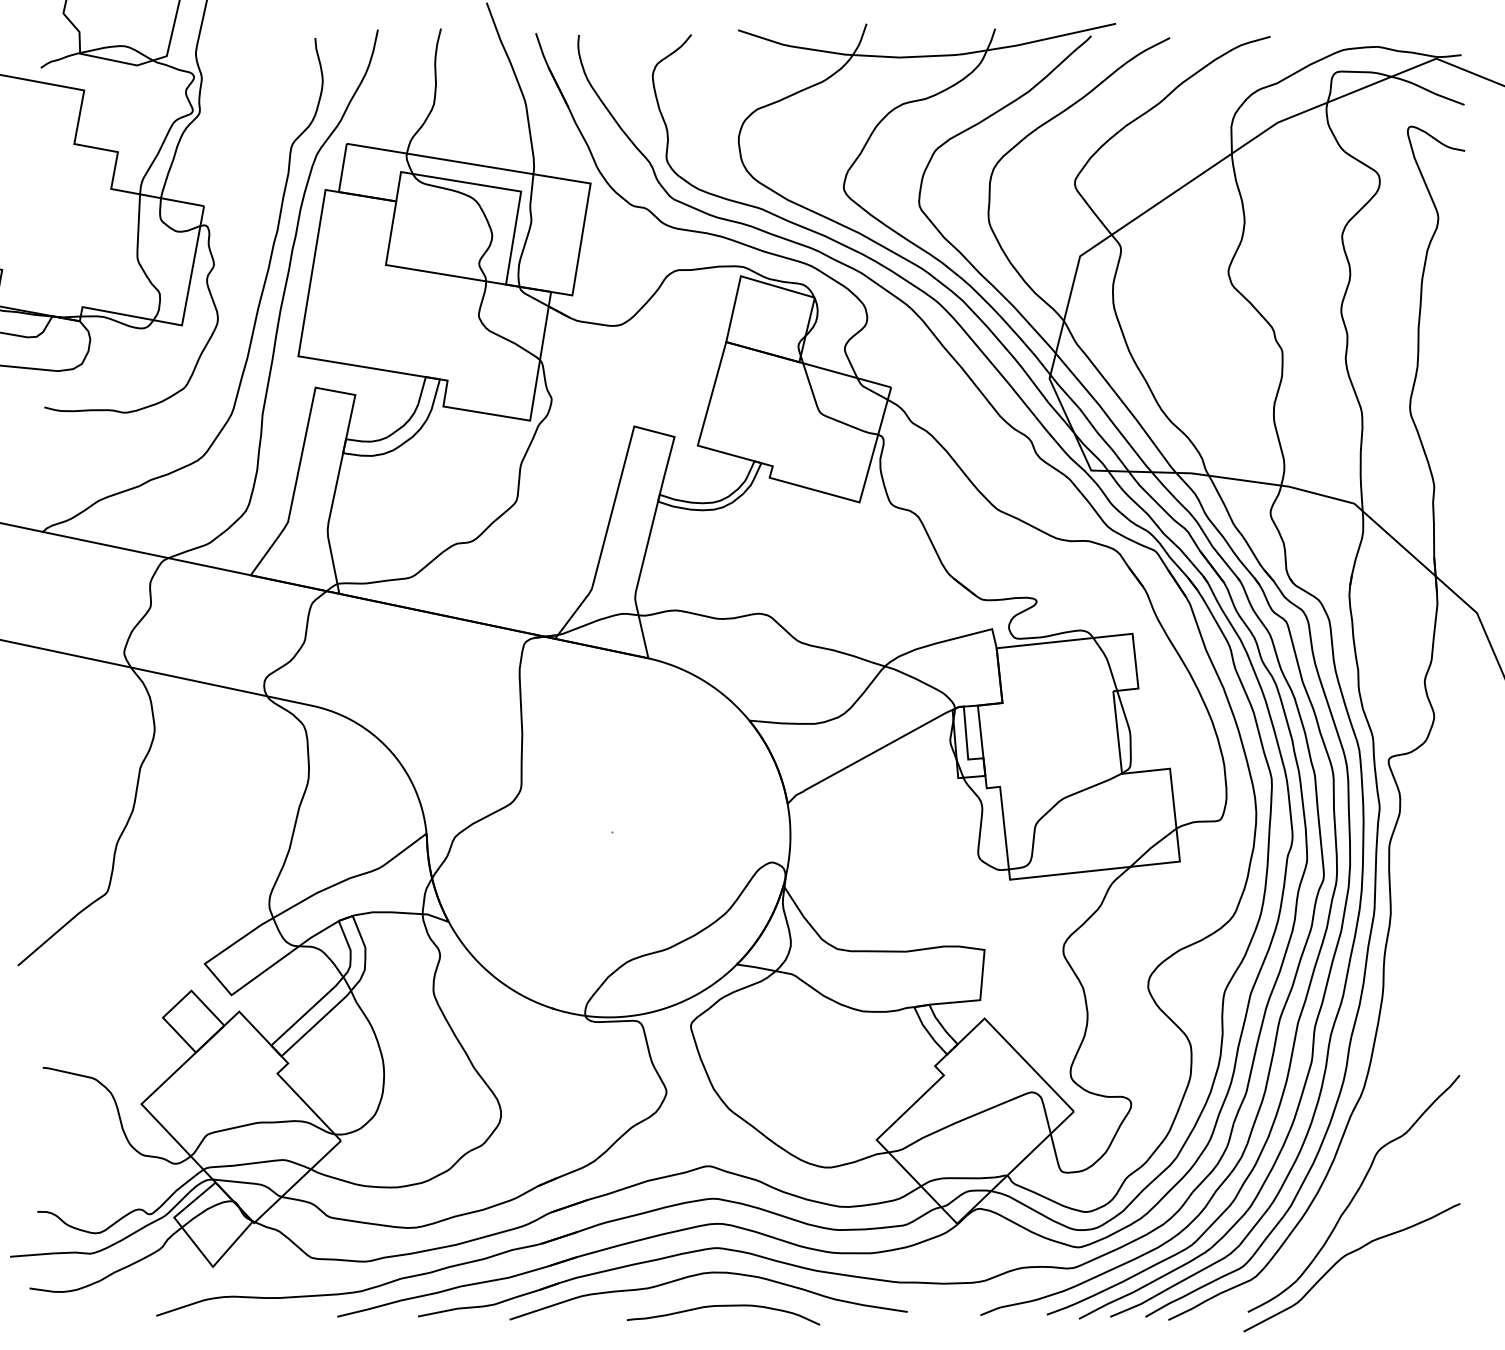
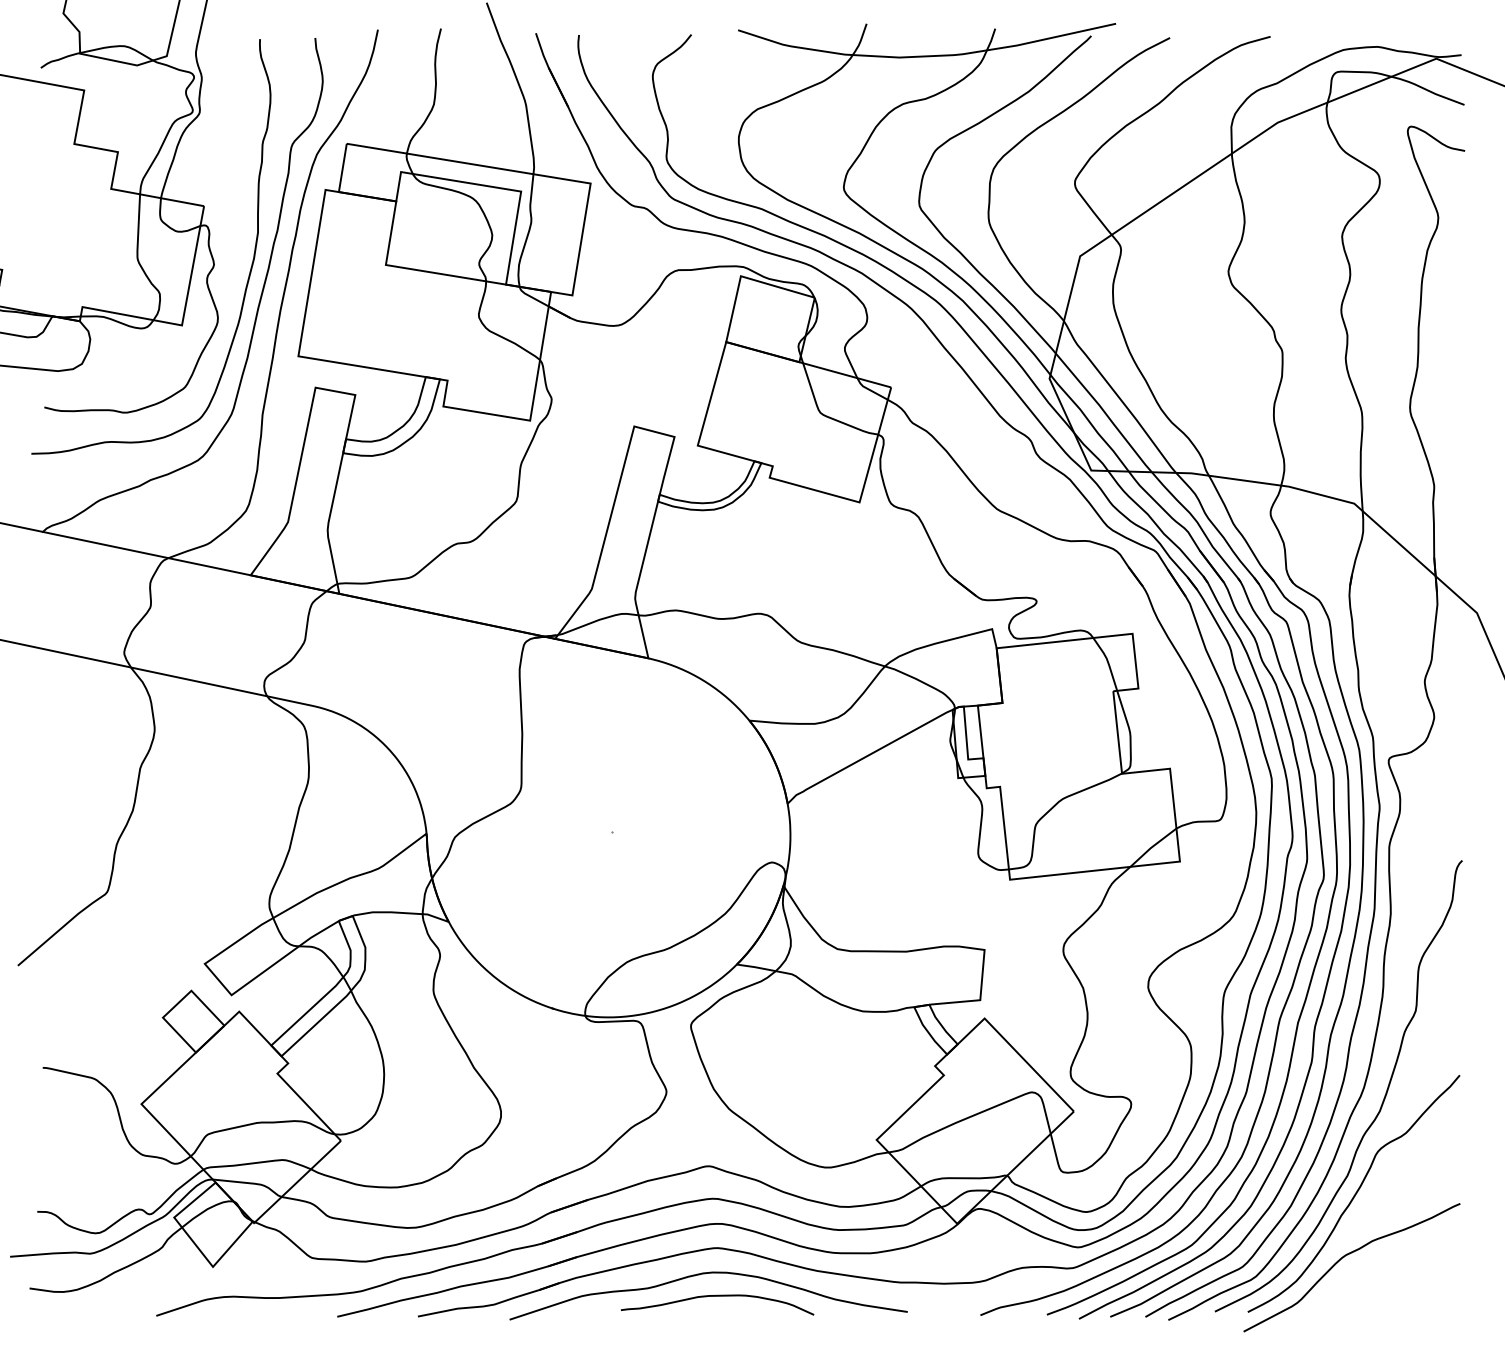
curve: none -> present (249, 271)
curve: none -> present (1382, 1100)
curve position: (723, 1306) -> (717, 1296) (717, 1296)
